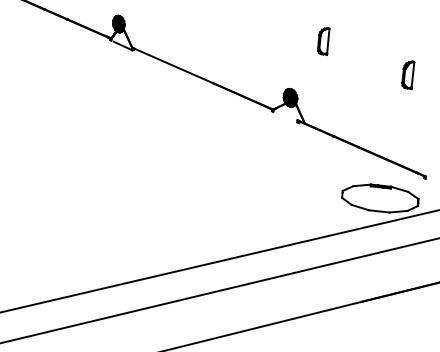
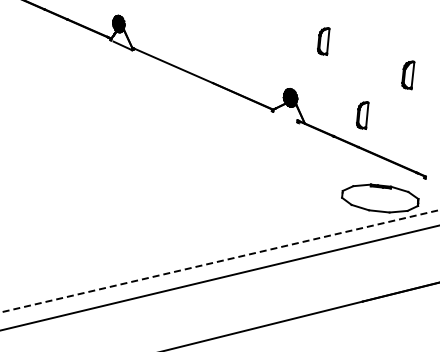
part: none -> present (362, 115)
line: solid -> dashed (220, 261)
line position: (219, 290) -> (219, 278) (219, 278)
